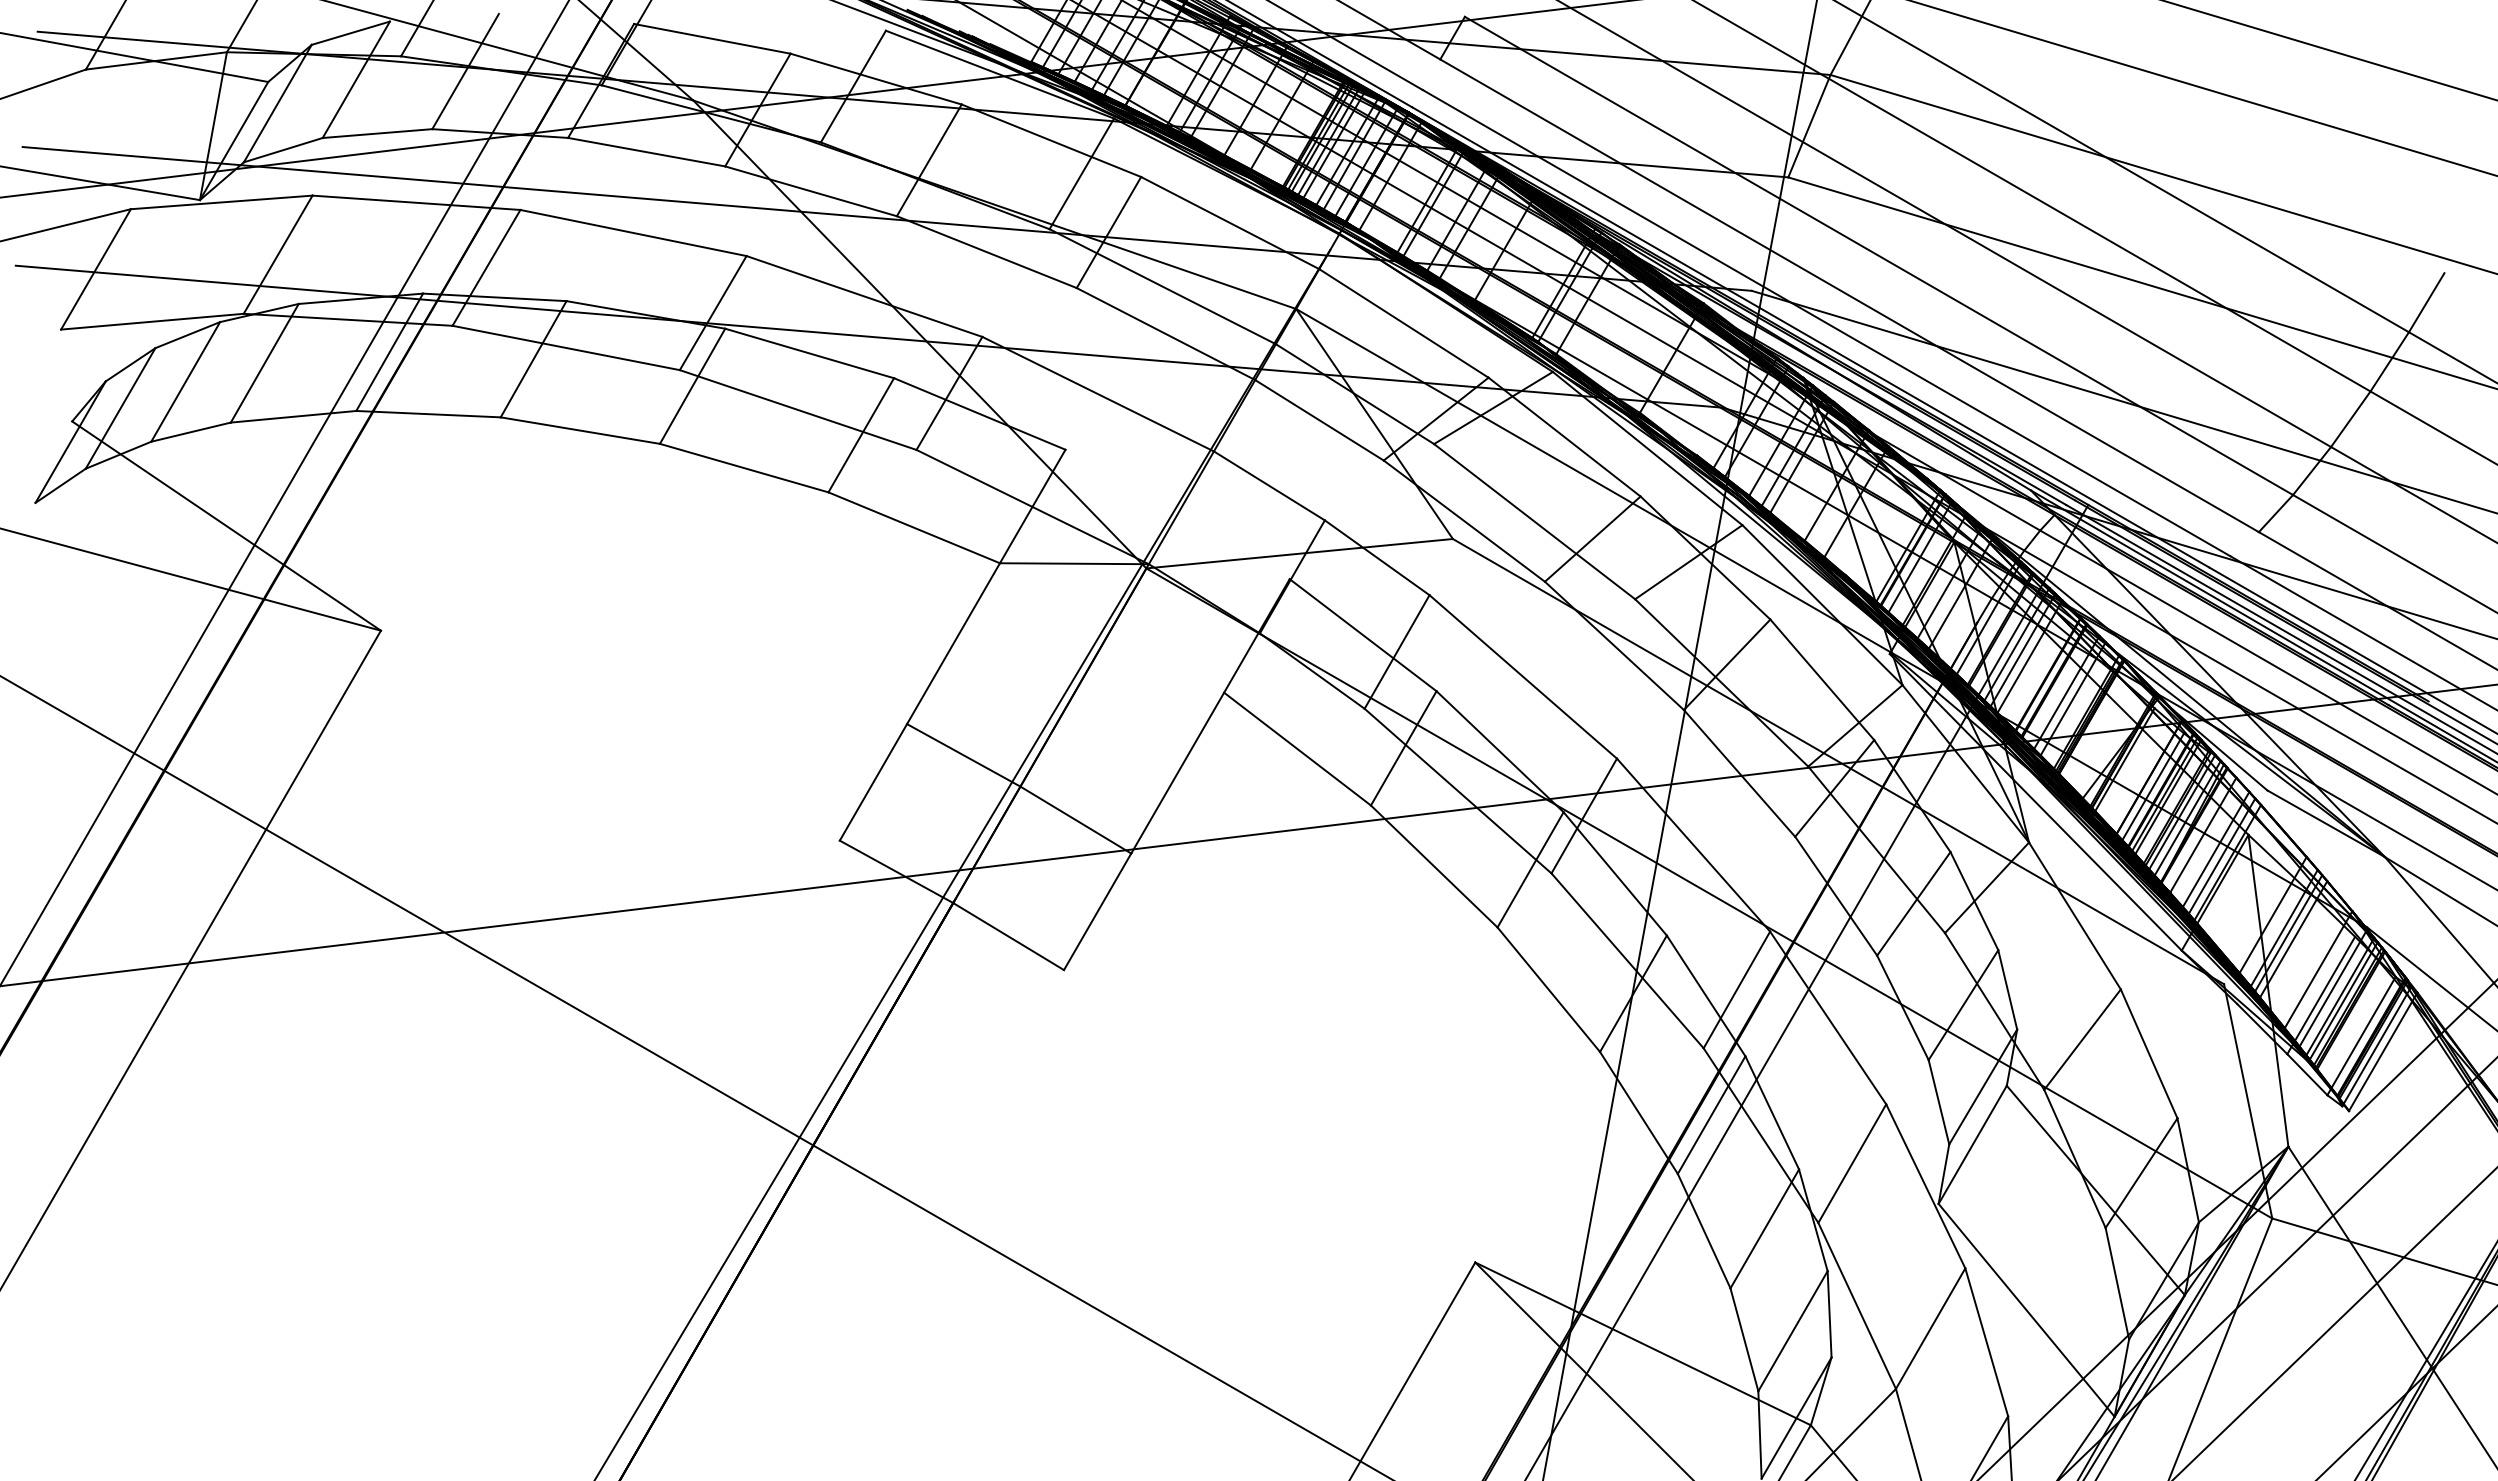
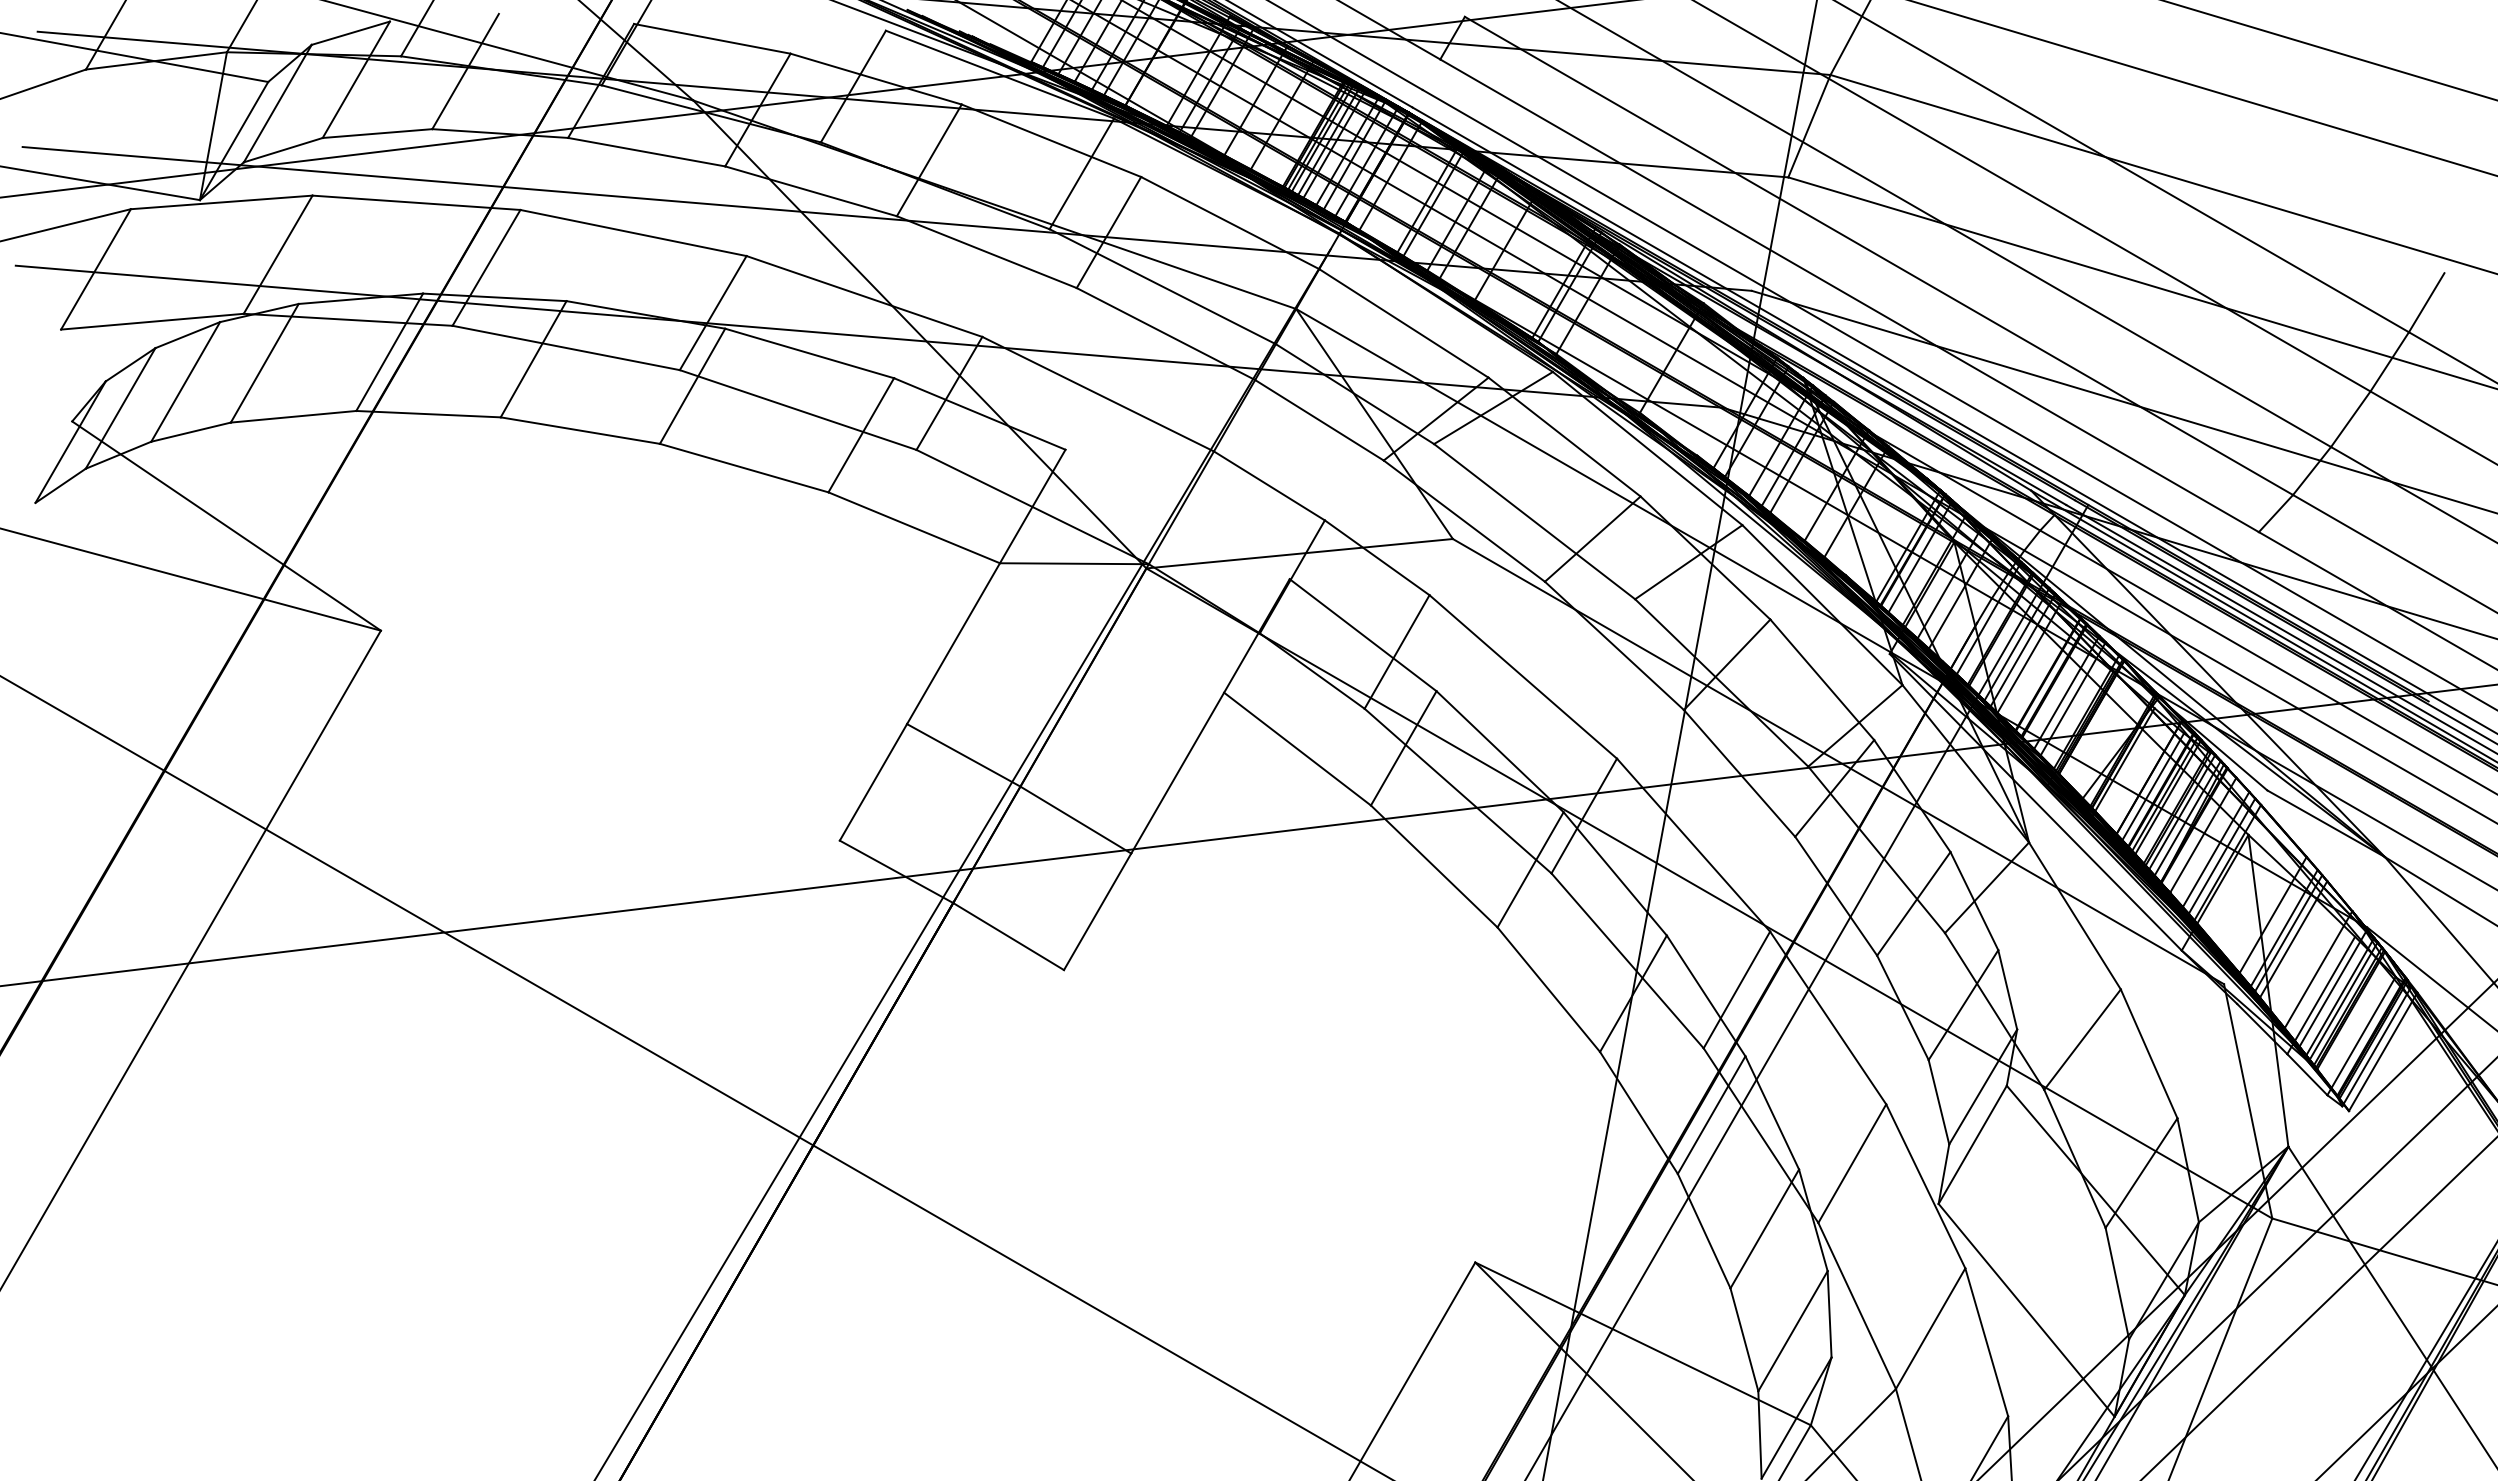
line: present -> none (284, 491)
line position: (2334, 1323) -> (2318, 1308) (2318, 1308)
